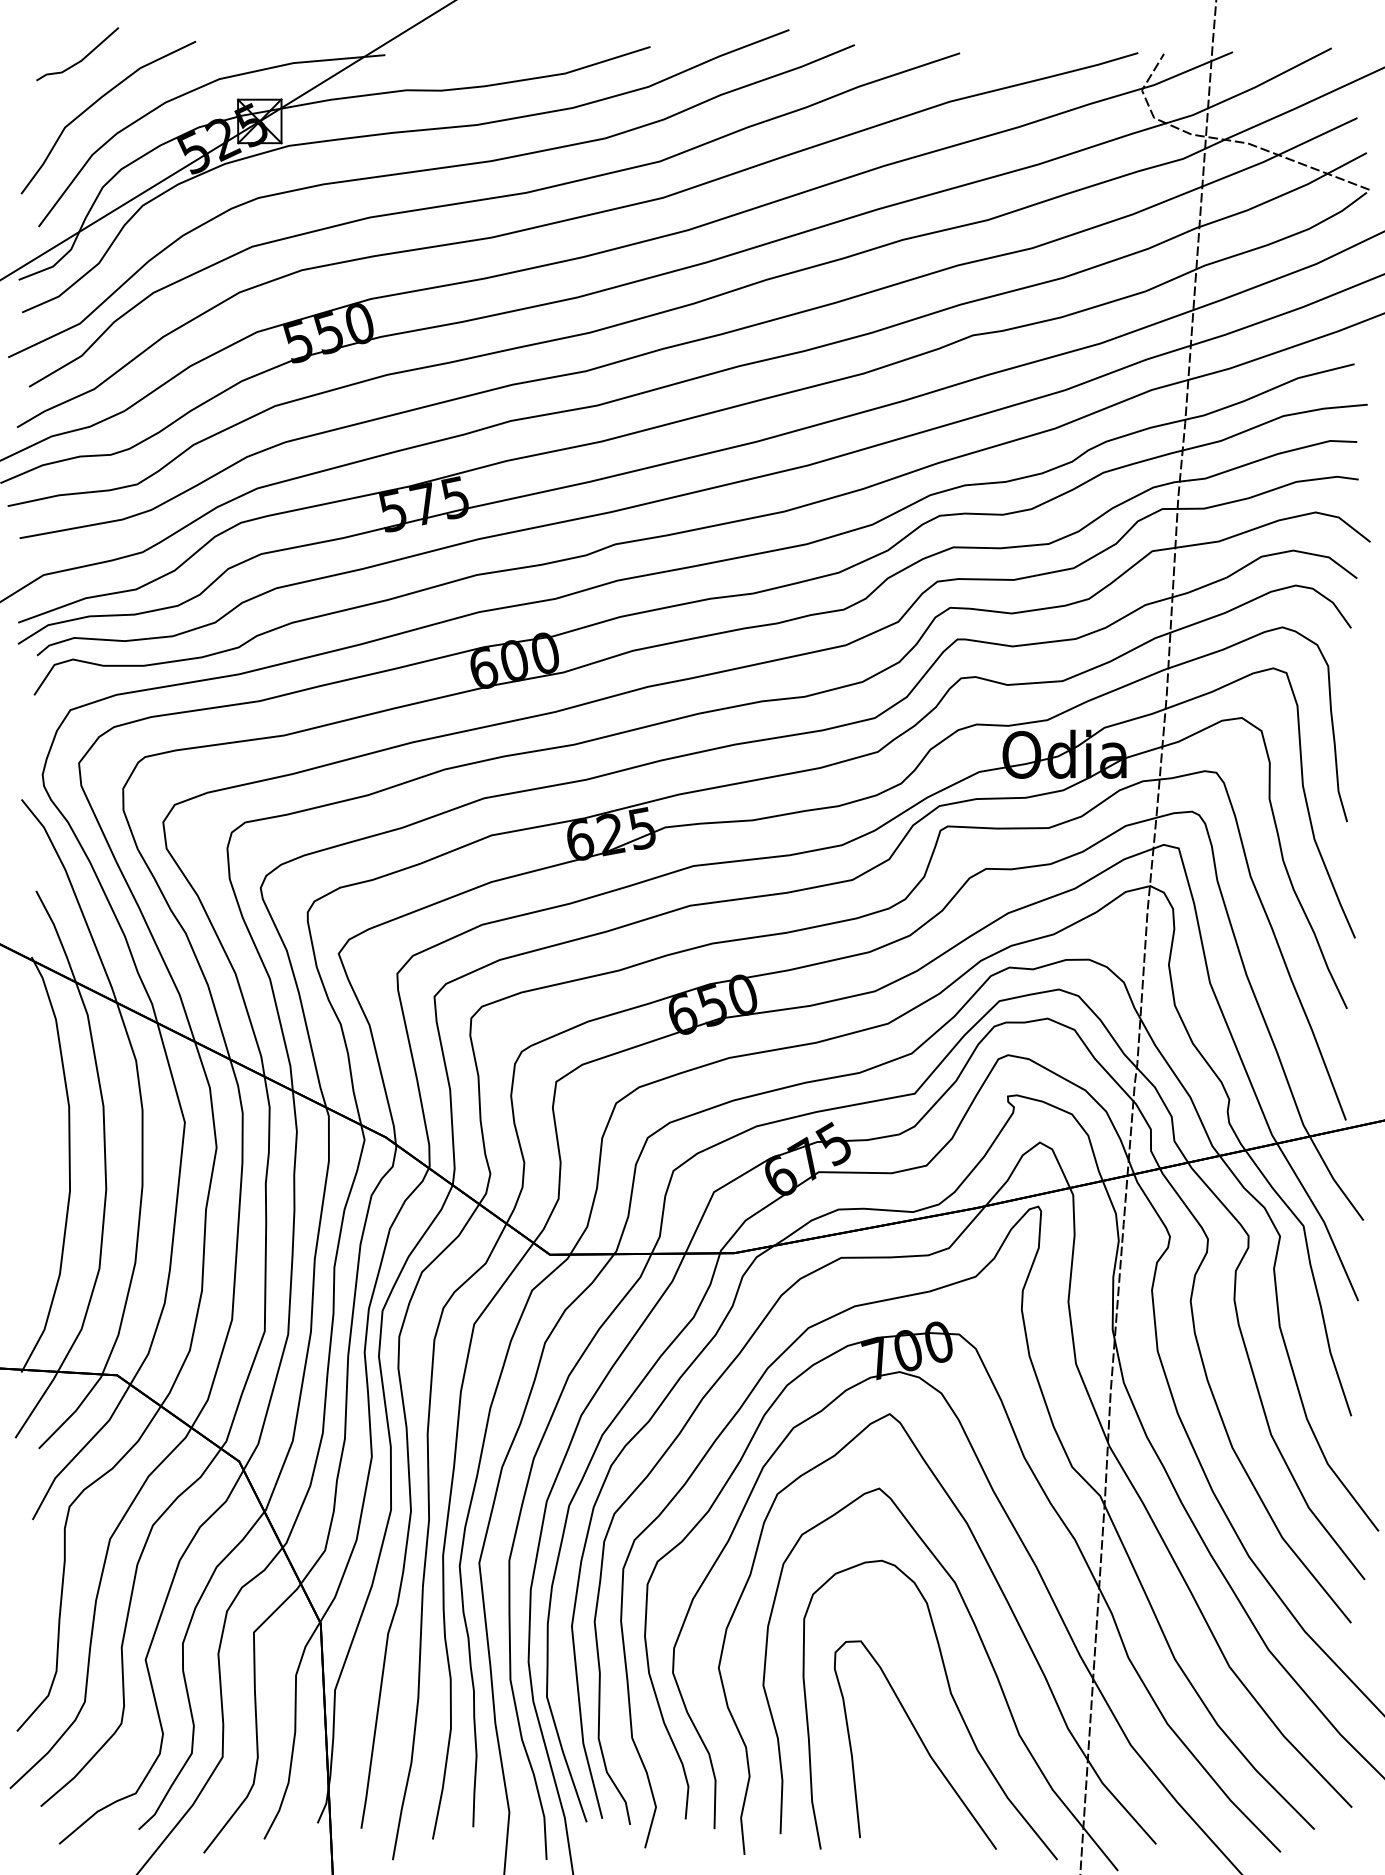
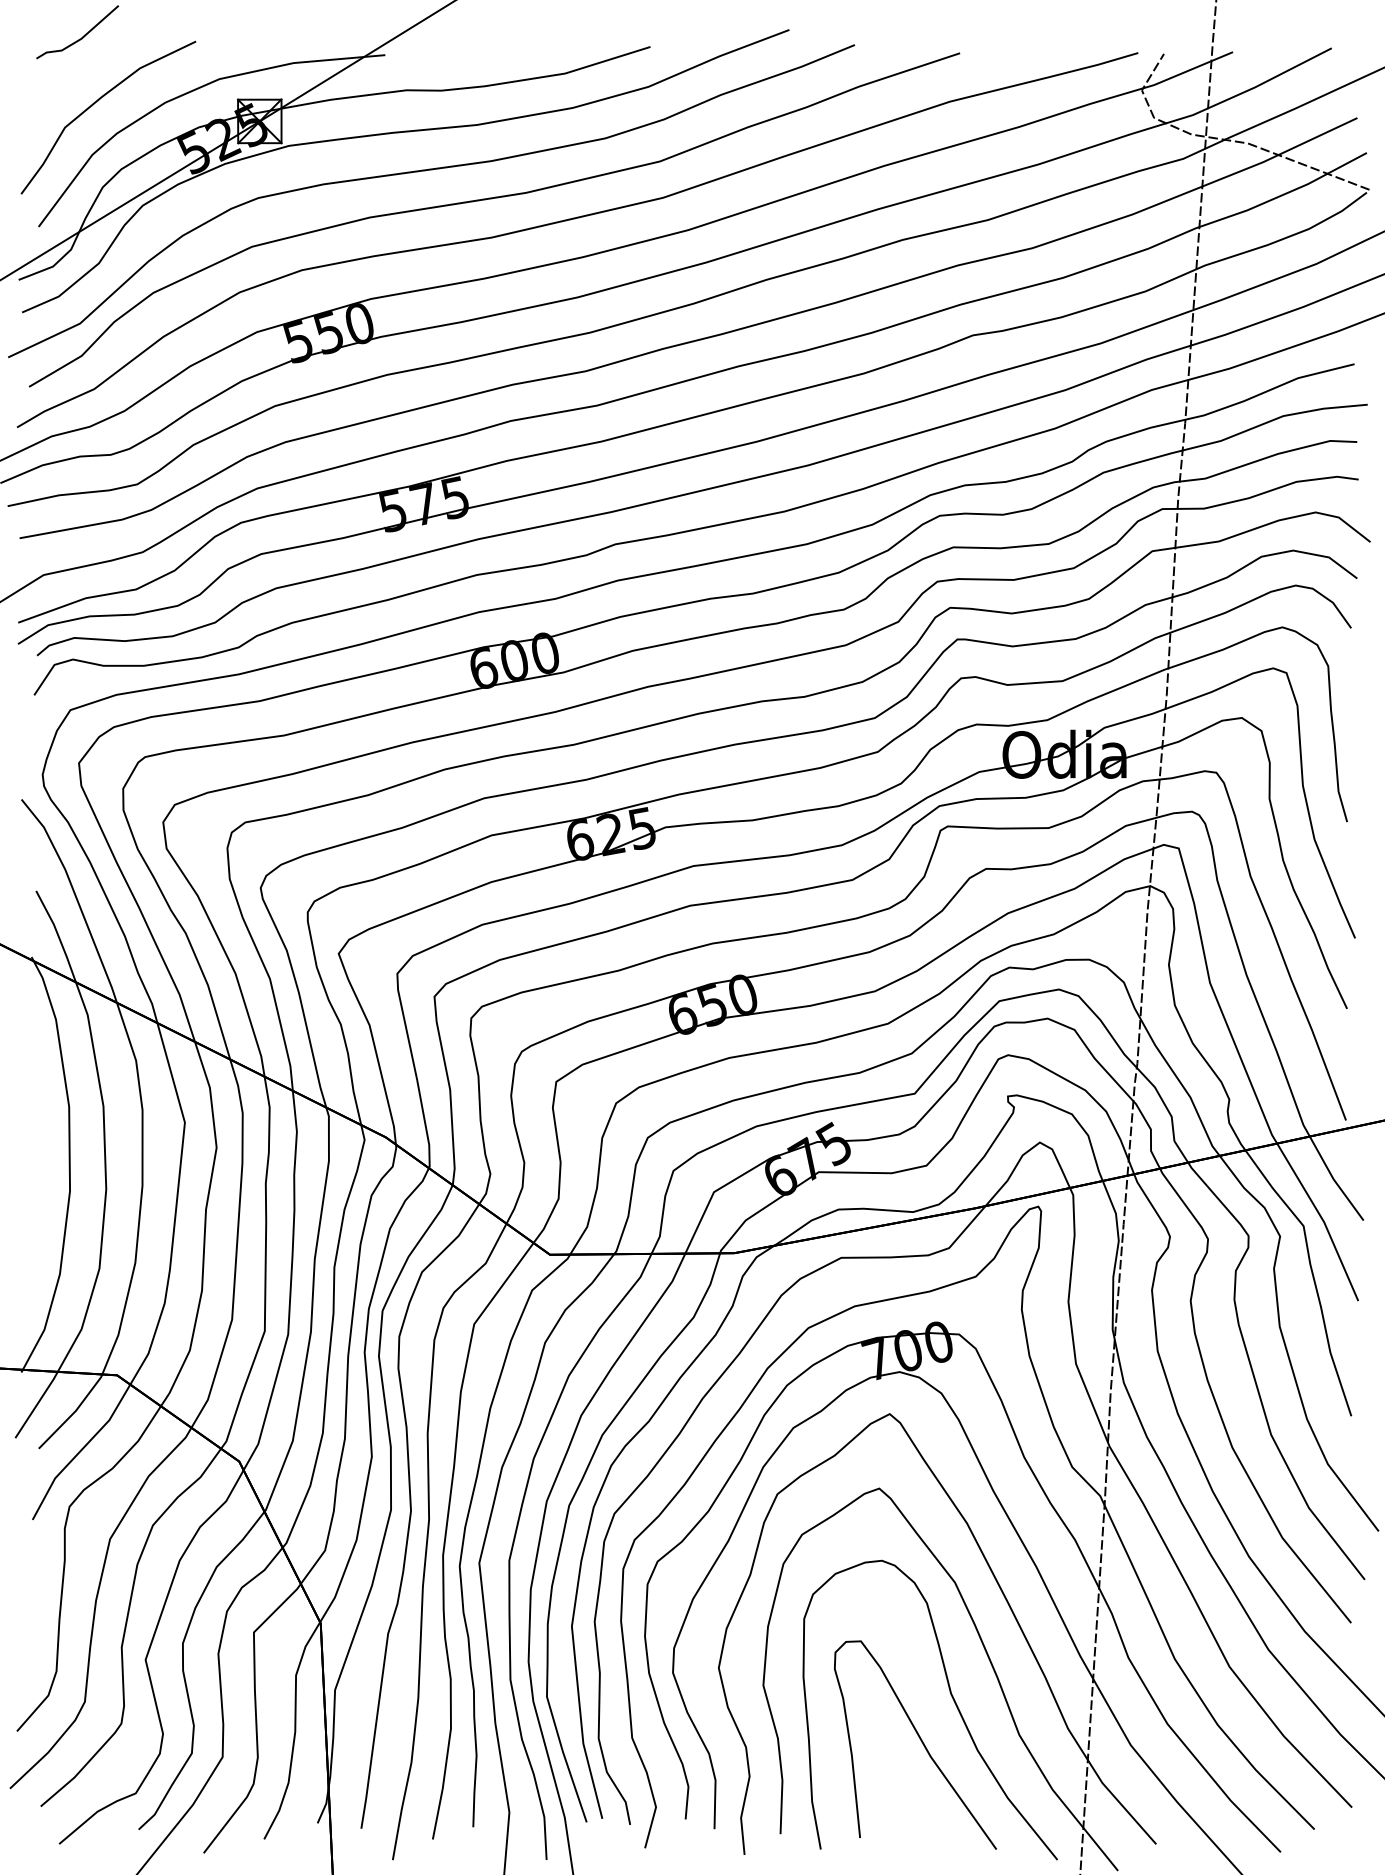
line position: (79, 60) -> (79, 38) (79, 38)
